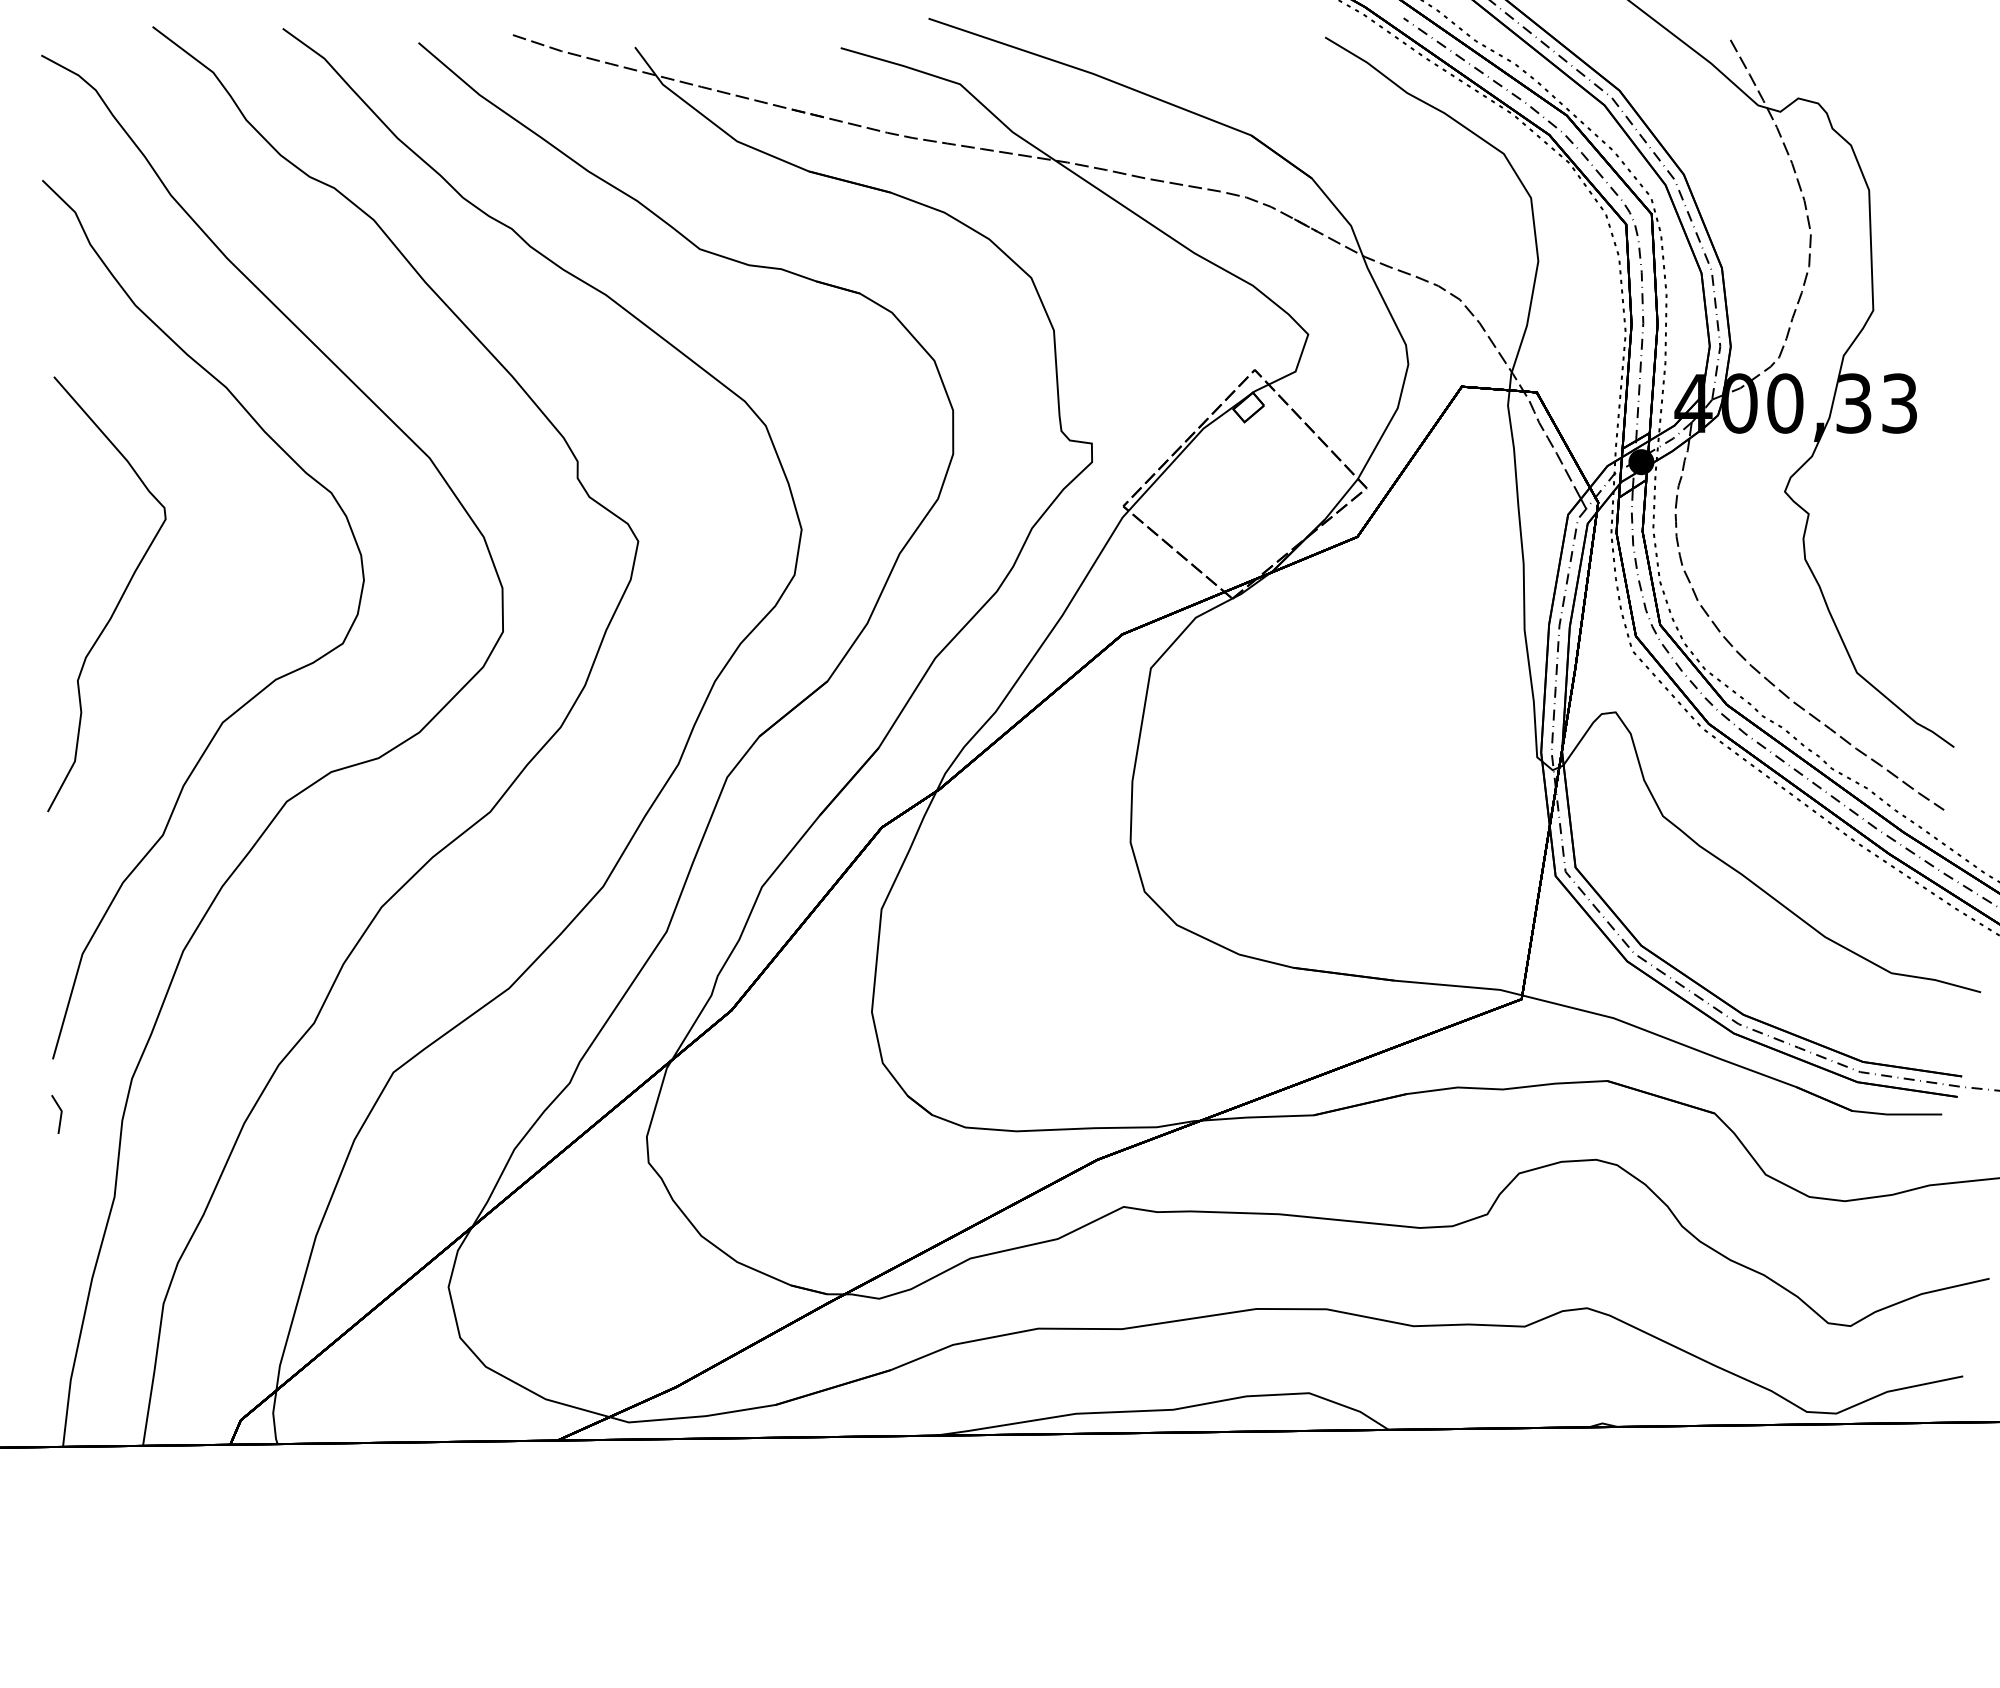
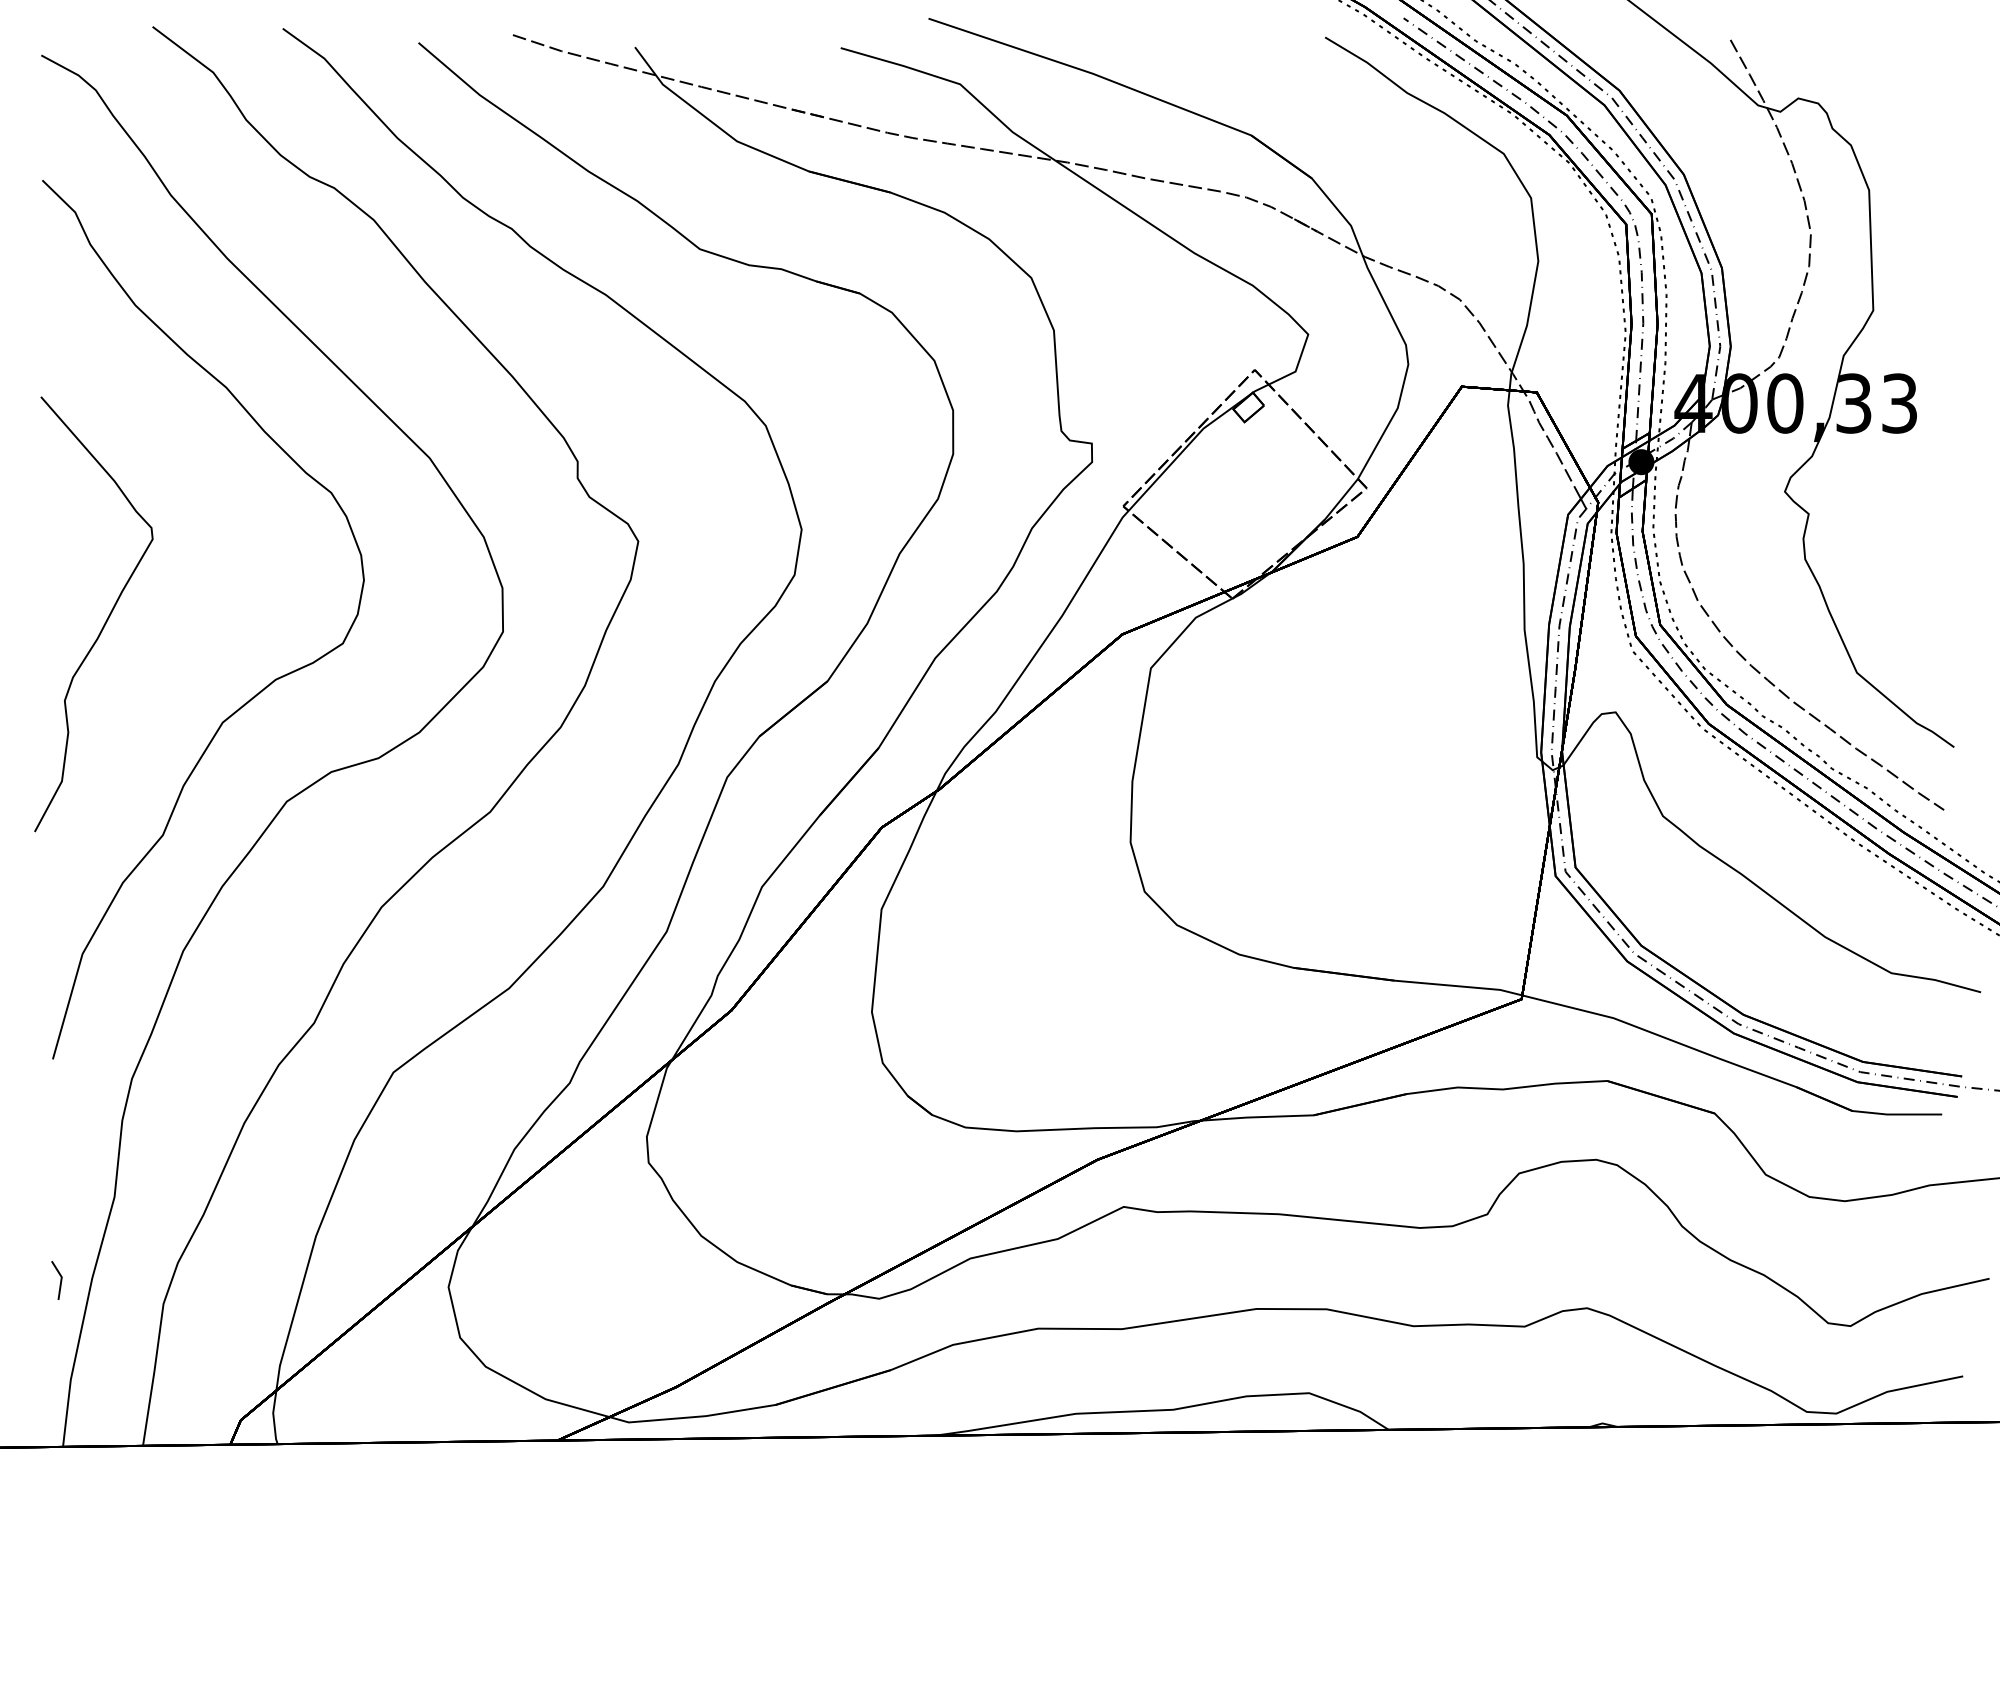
curve position: (118, 601) -> (105, 621) (105, 621)
line position: (60, 1114) -> (60, 1280) (60, 1280)
